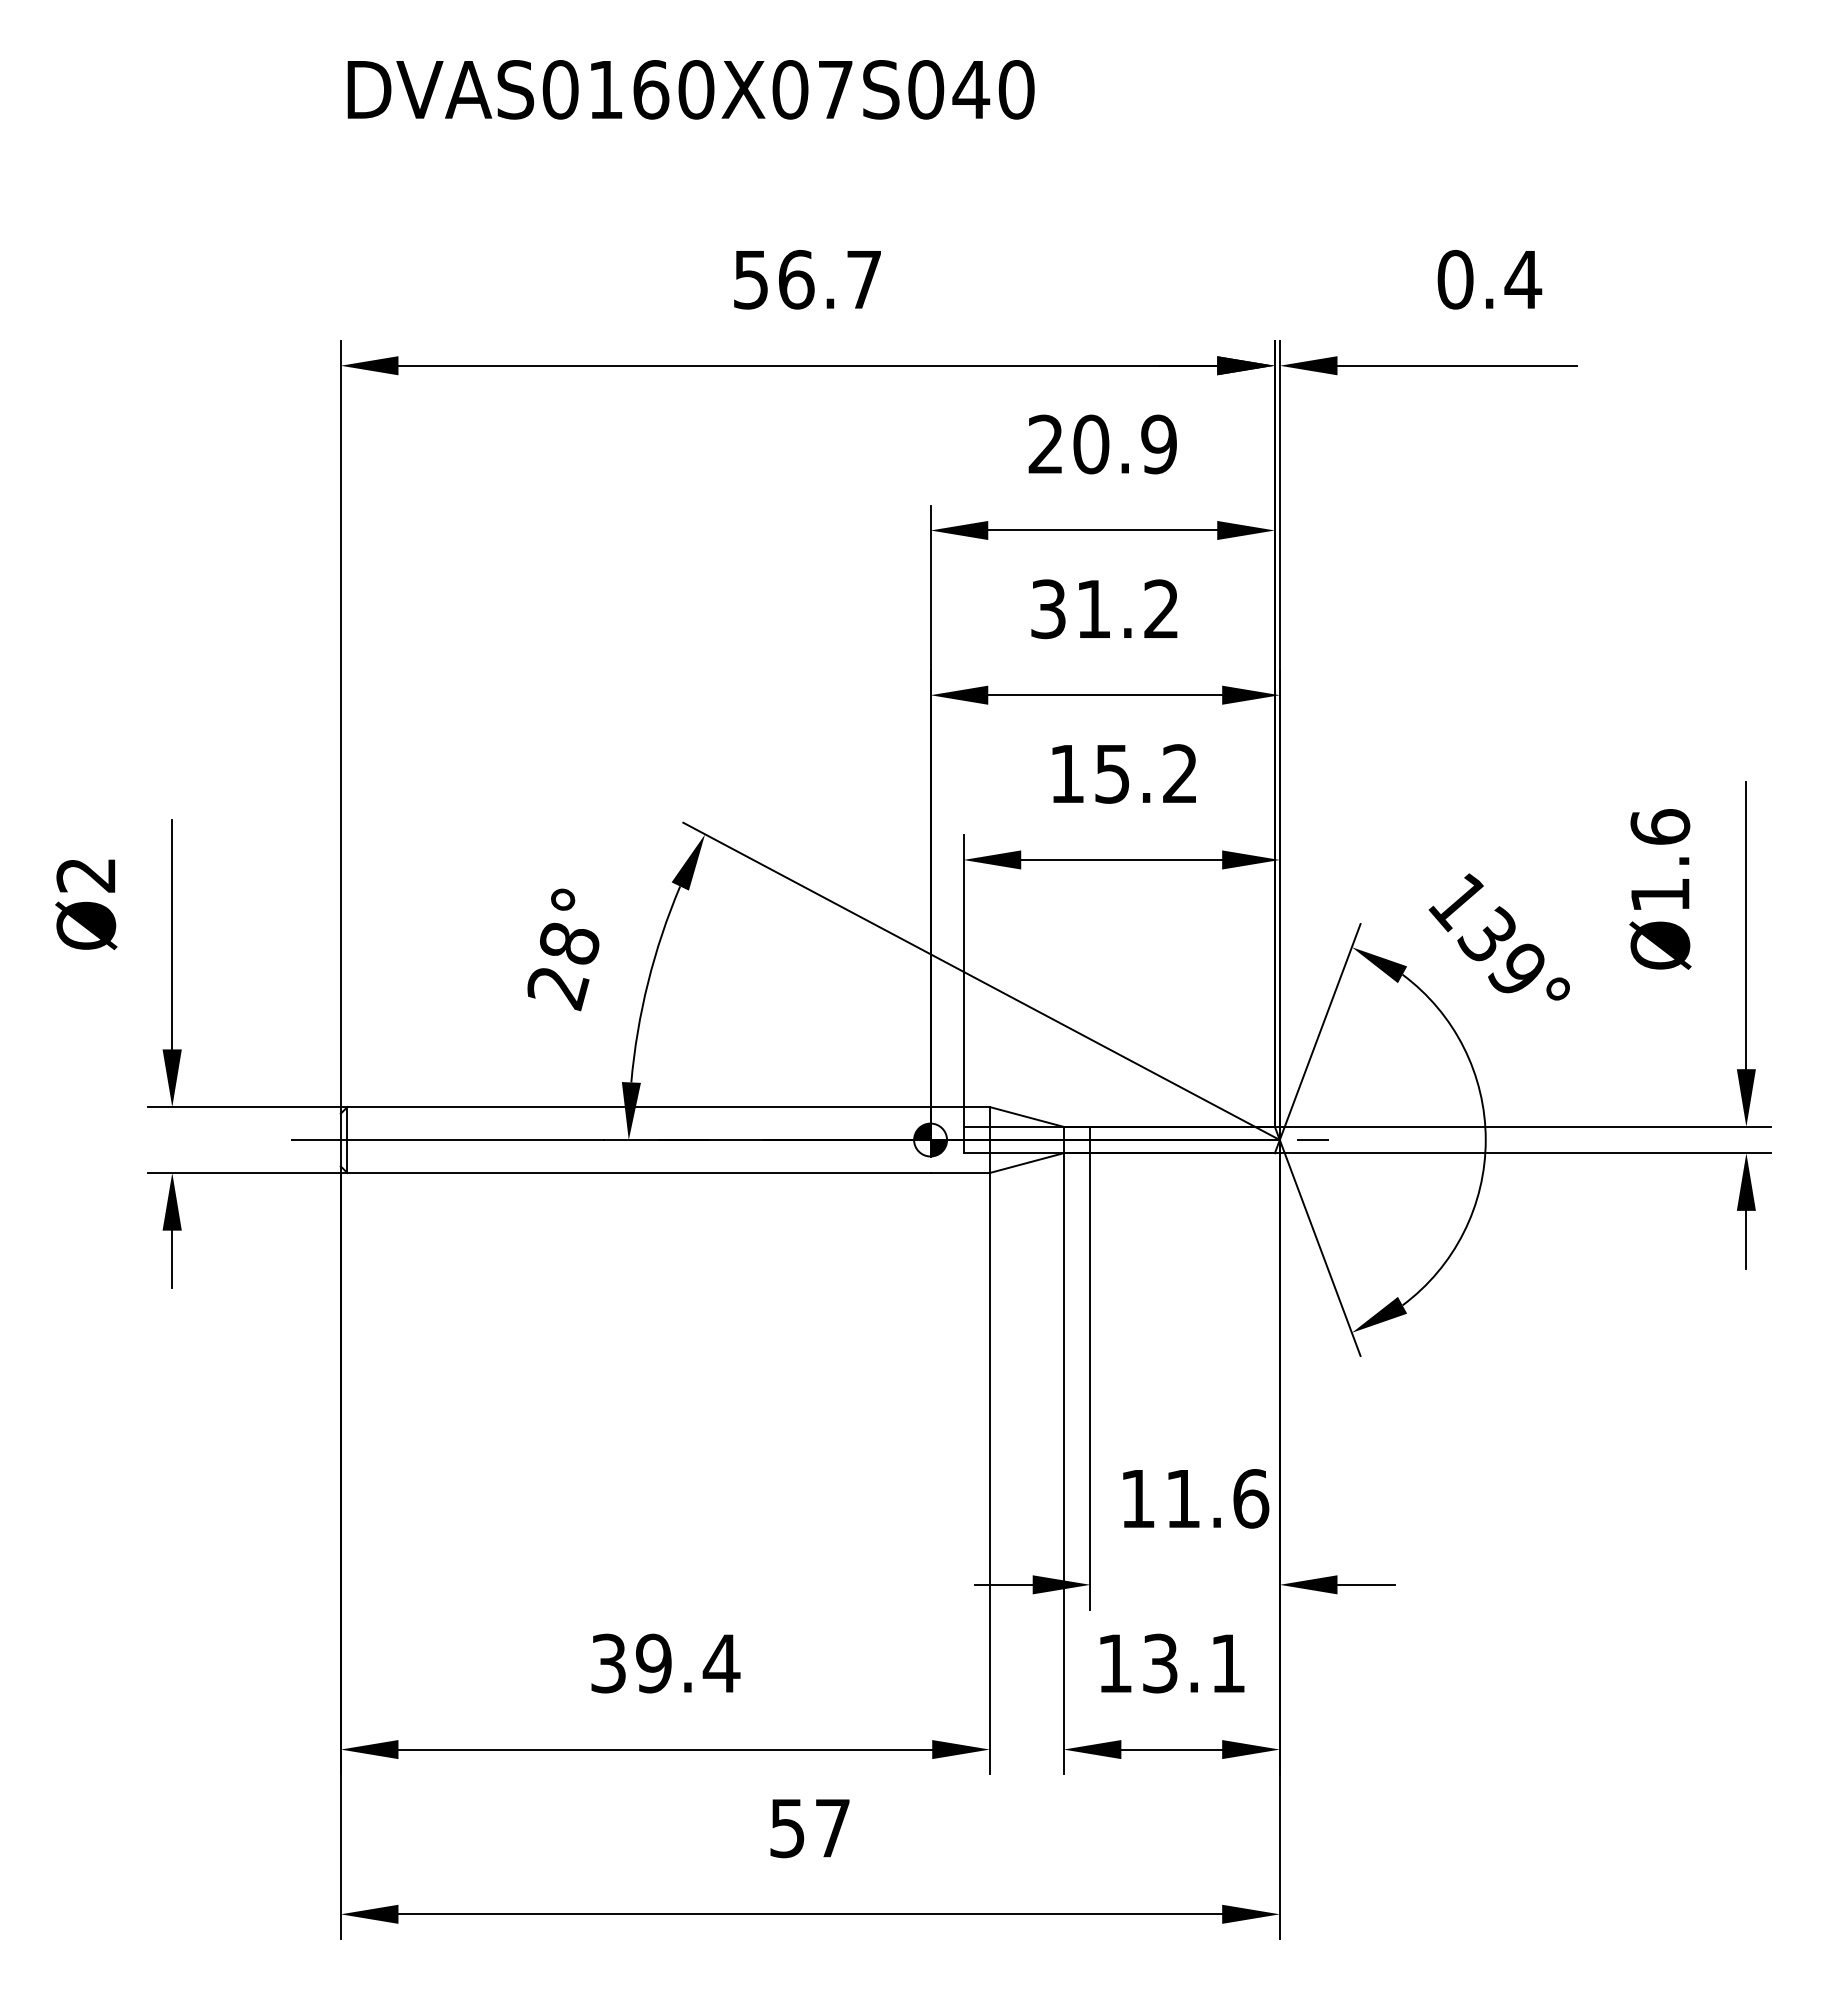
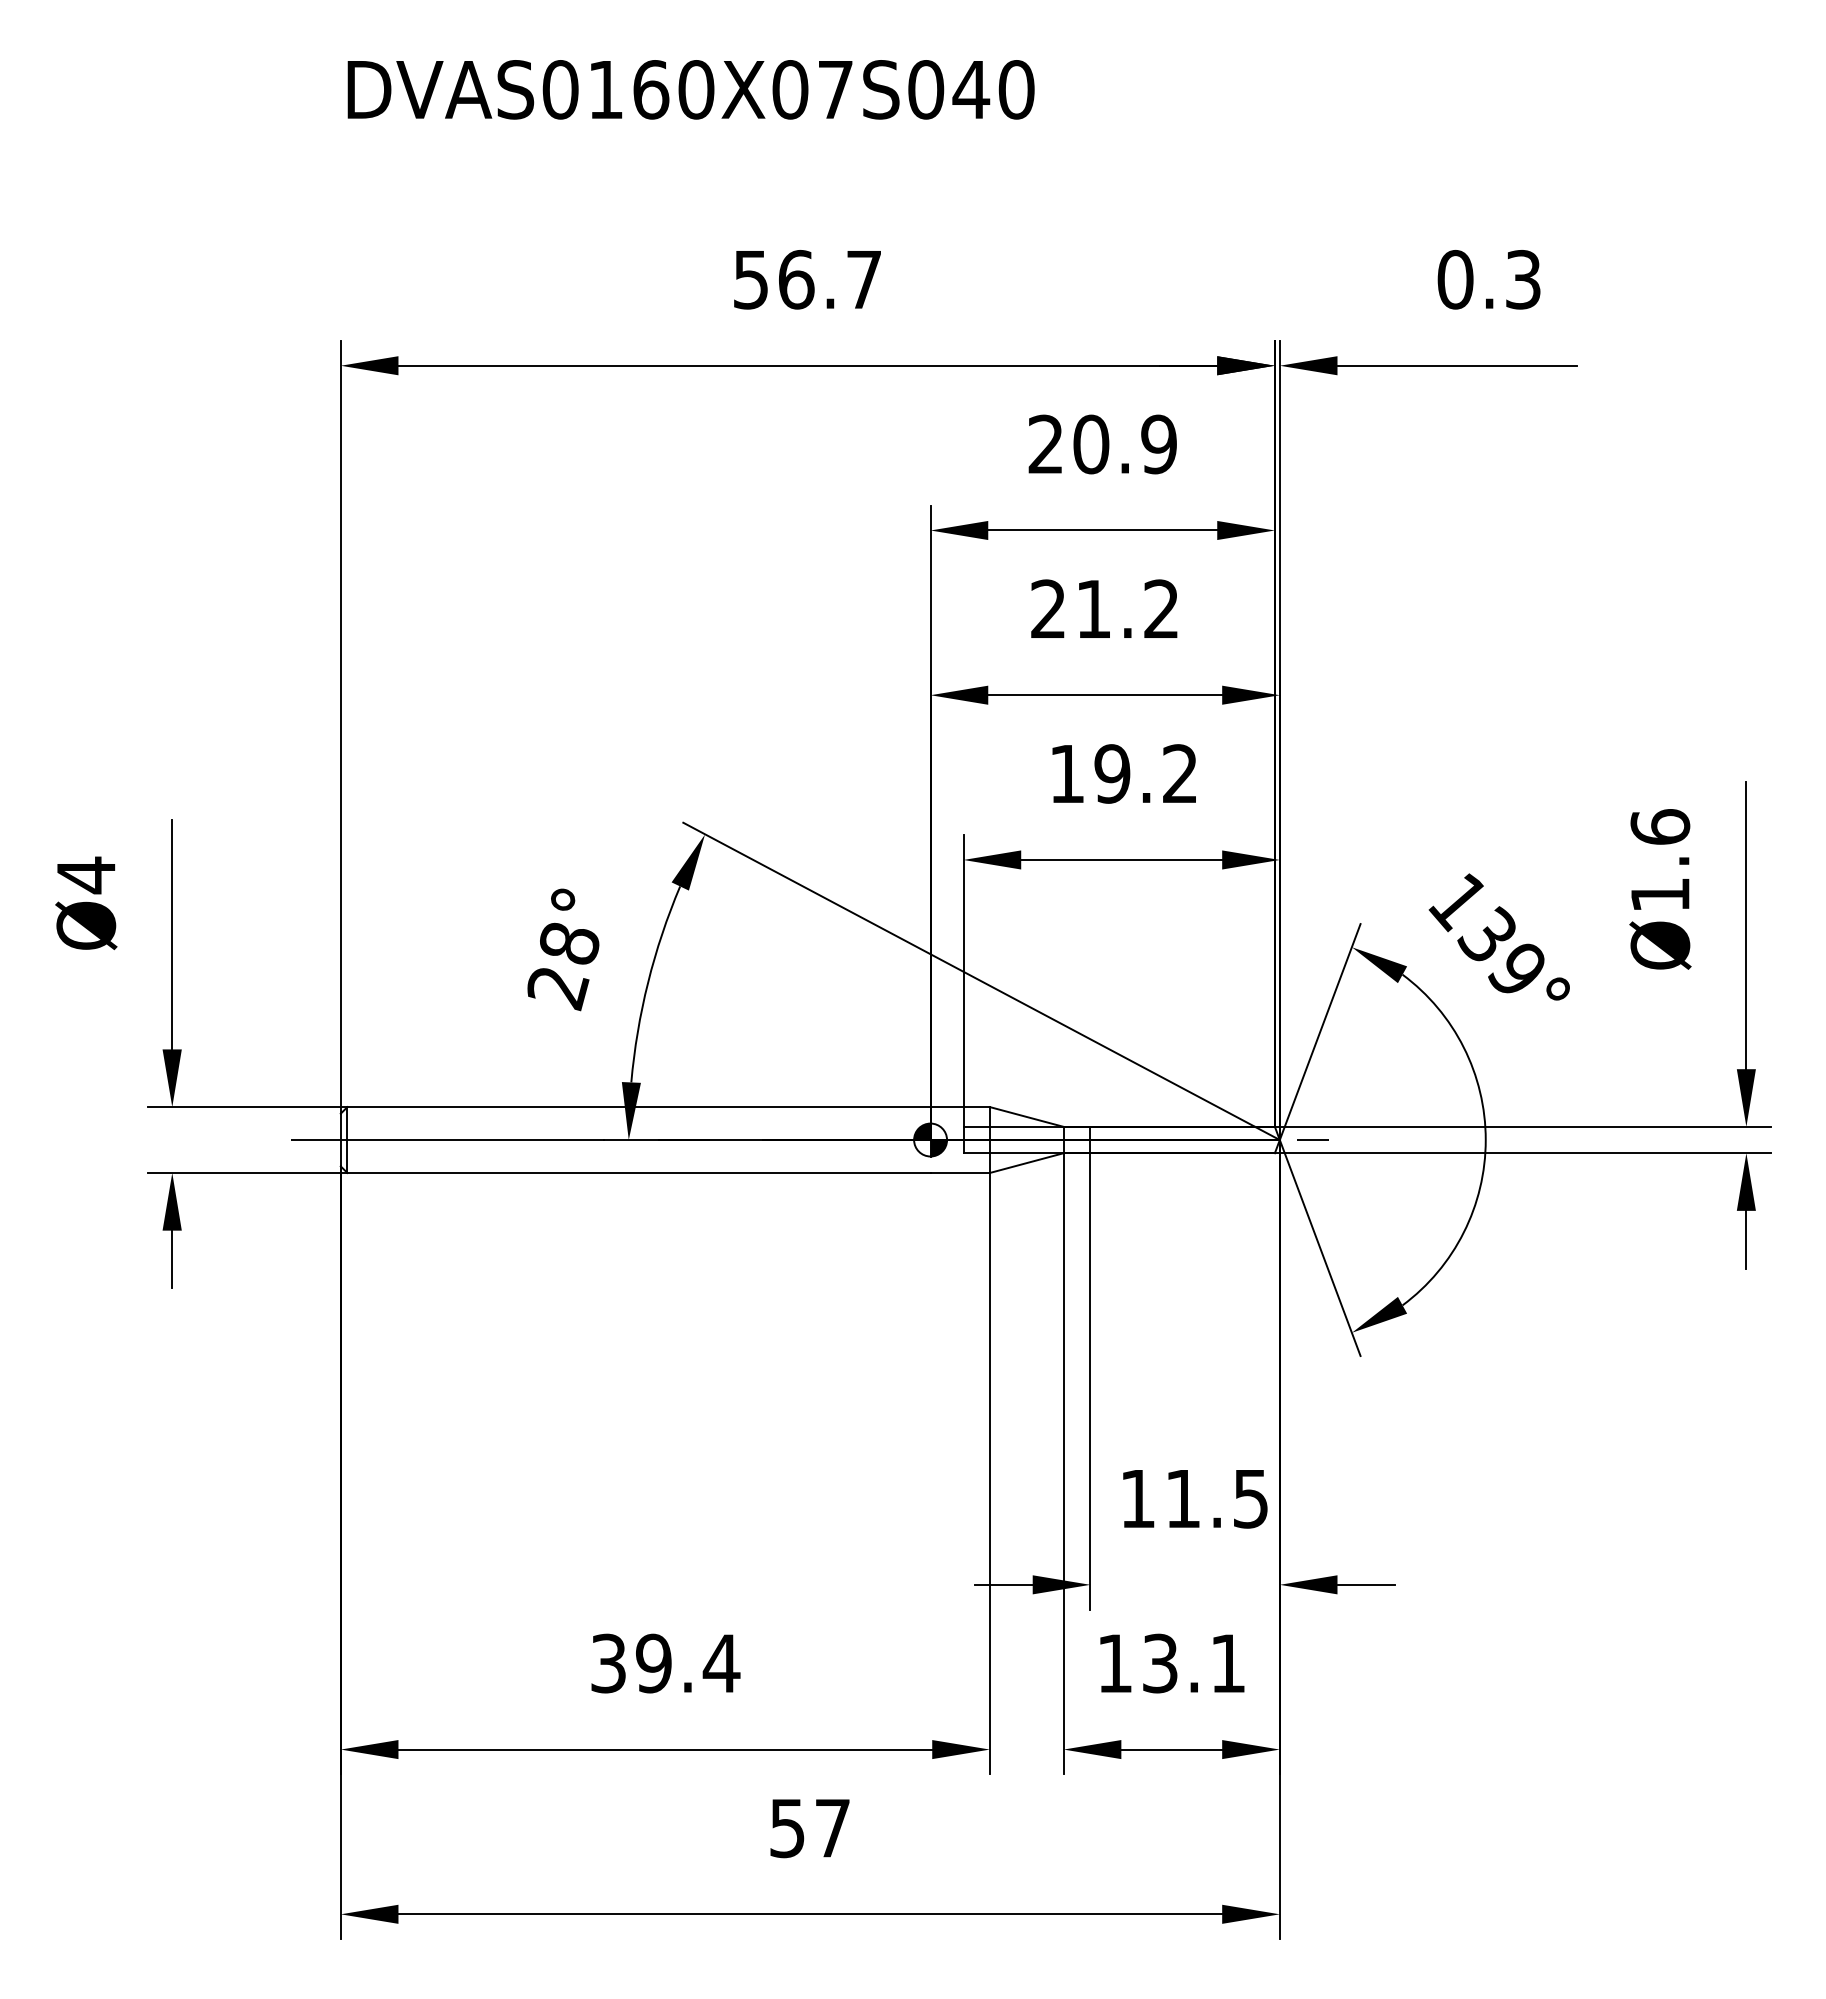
text: 0.4 -> 0.3 (1523, 279)
text: 31.2 -> 21.2 (1048, 609)
text: 15.2 -> 19.2 (1112, 773)
text: Ø2 -> Ø4 (85, 875)
text: 11.6 -> 11.5 (1251, 1498)
